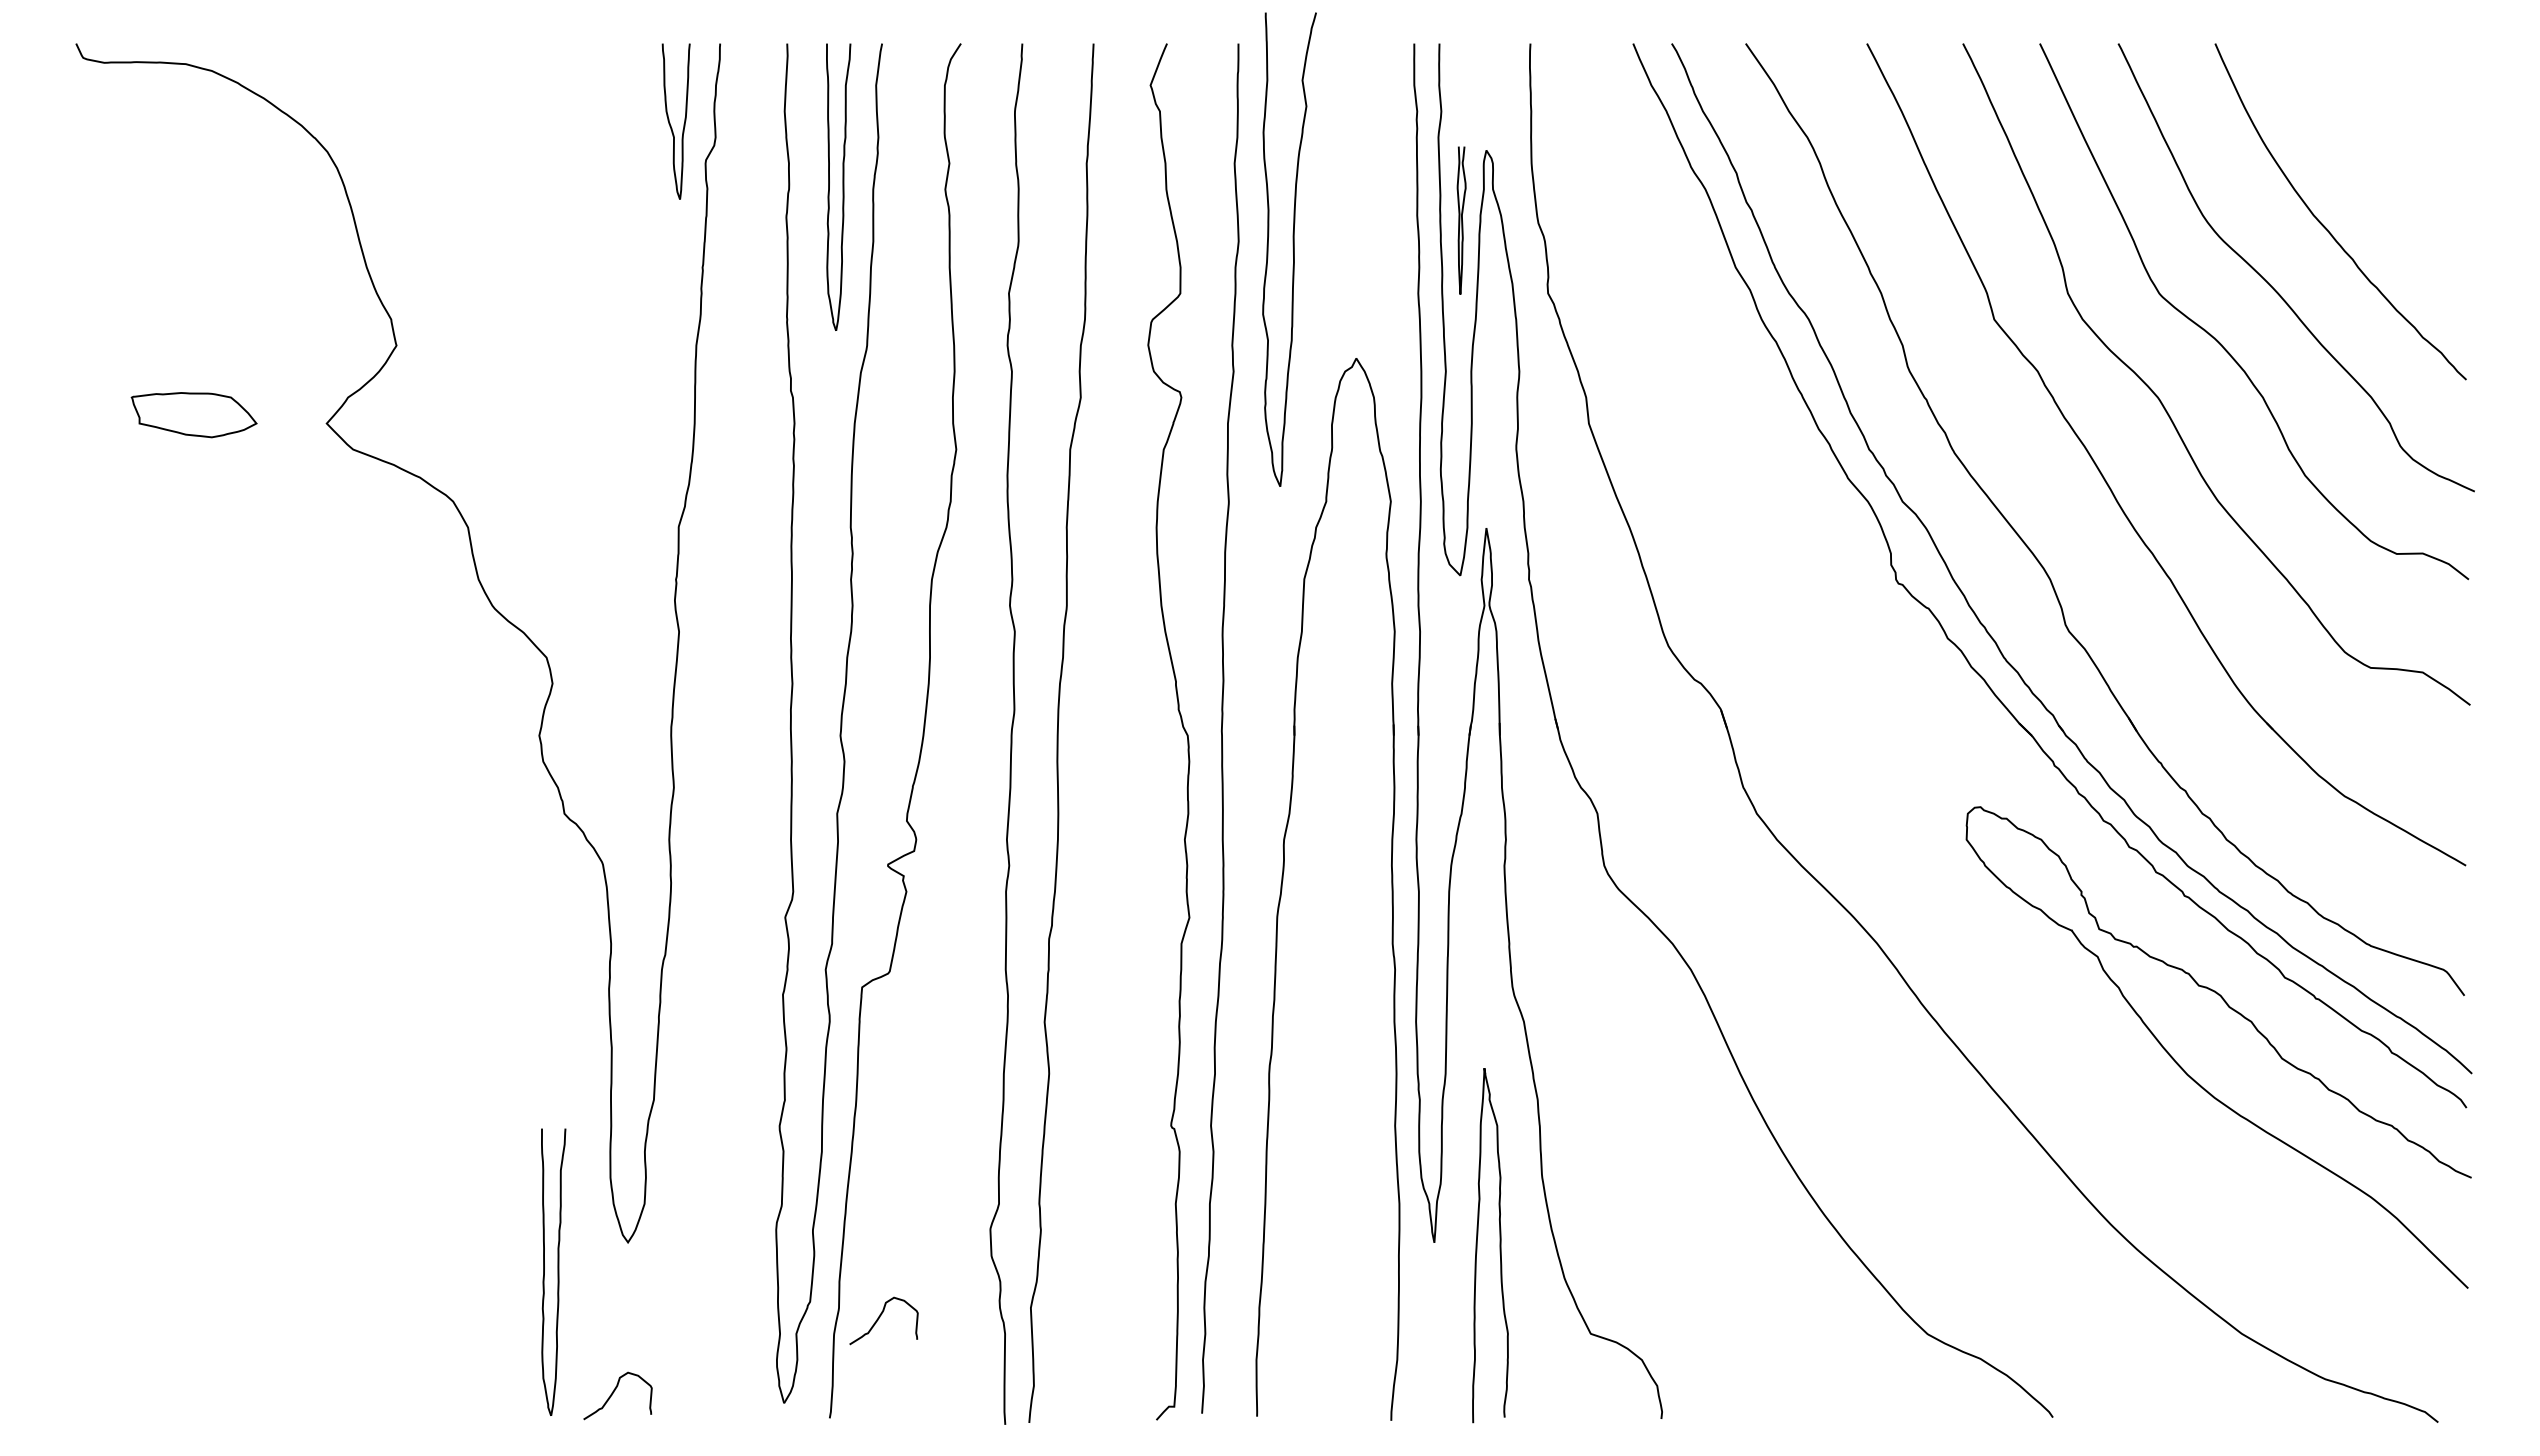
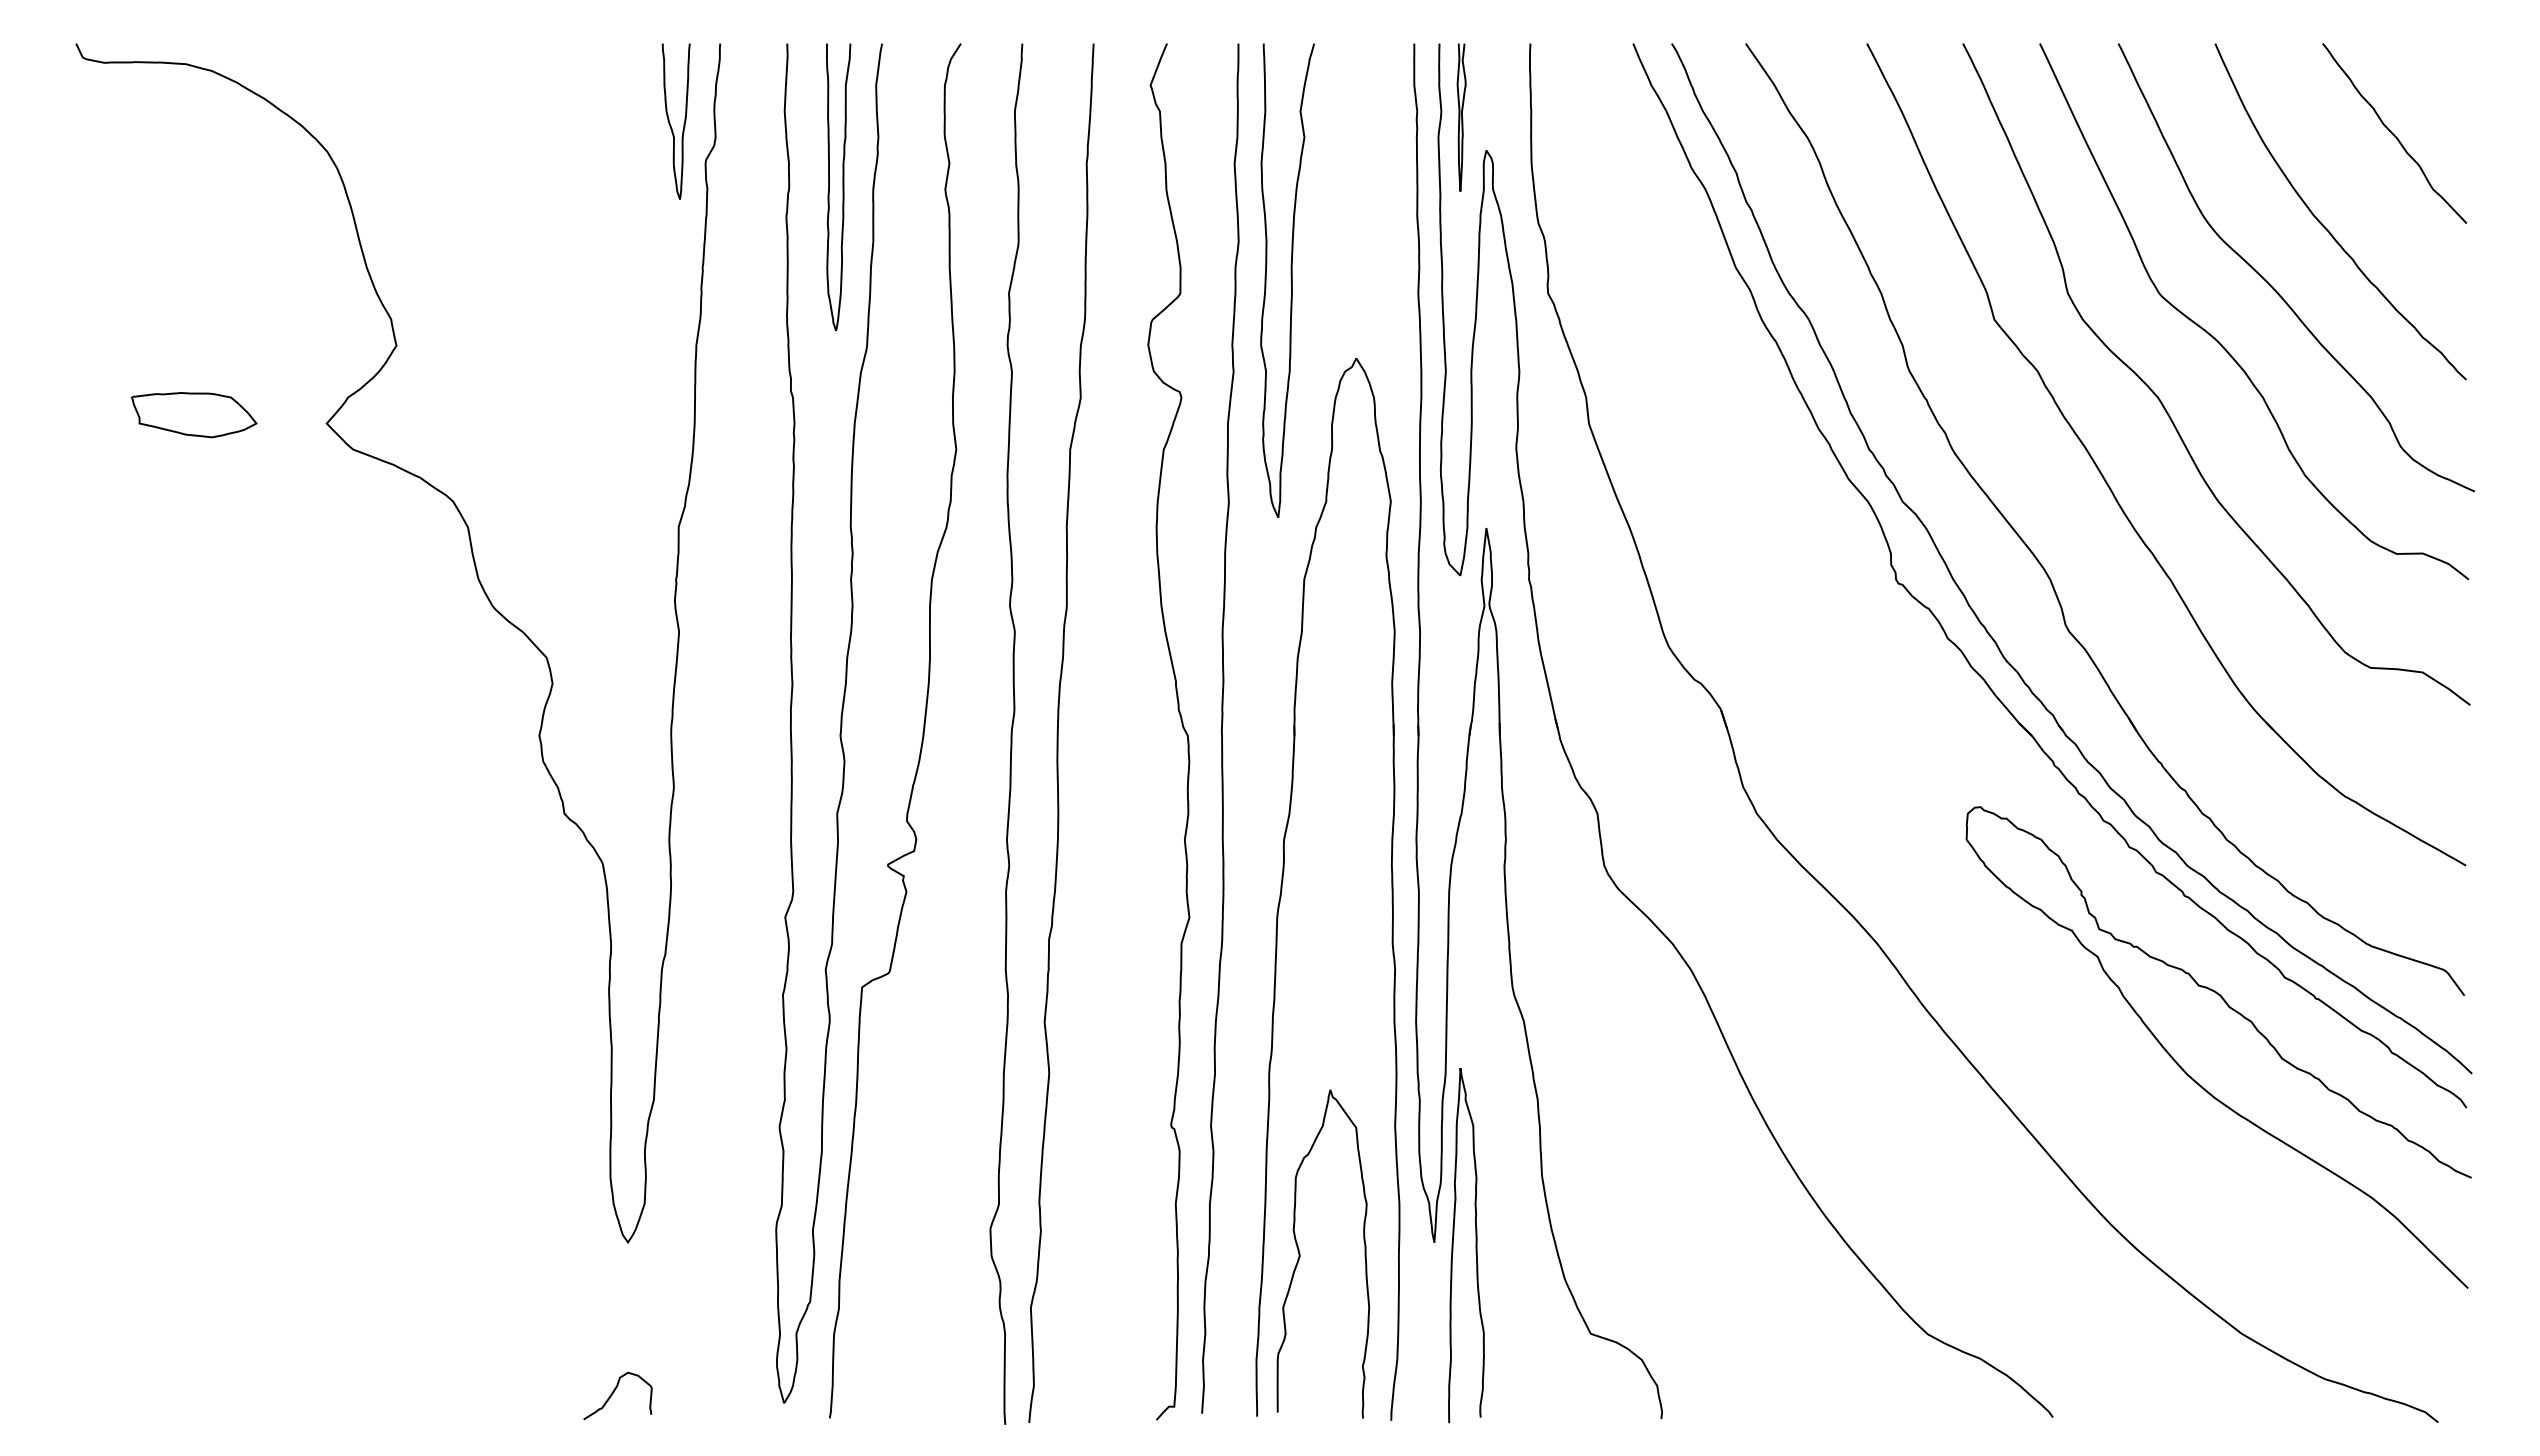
curve: none -> present (2393, 133)
curve position: (1461, 220) -> (1461, 117) (1461, 117)
curve position: (1292, 247) -> (1290, 278) (1290, 278)
curve position: (1499, 1245) -> (1475, 1245) (1475, 1245)
curve: none -> present (1300, 1253)
part: present -> none (553, 1271)
curve: present -> none (880, 1317)
